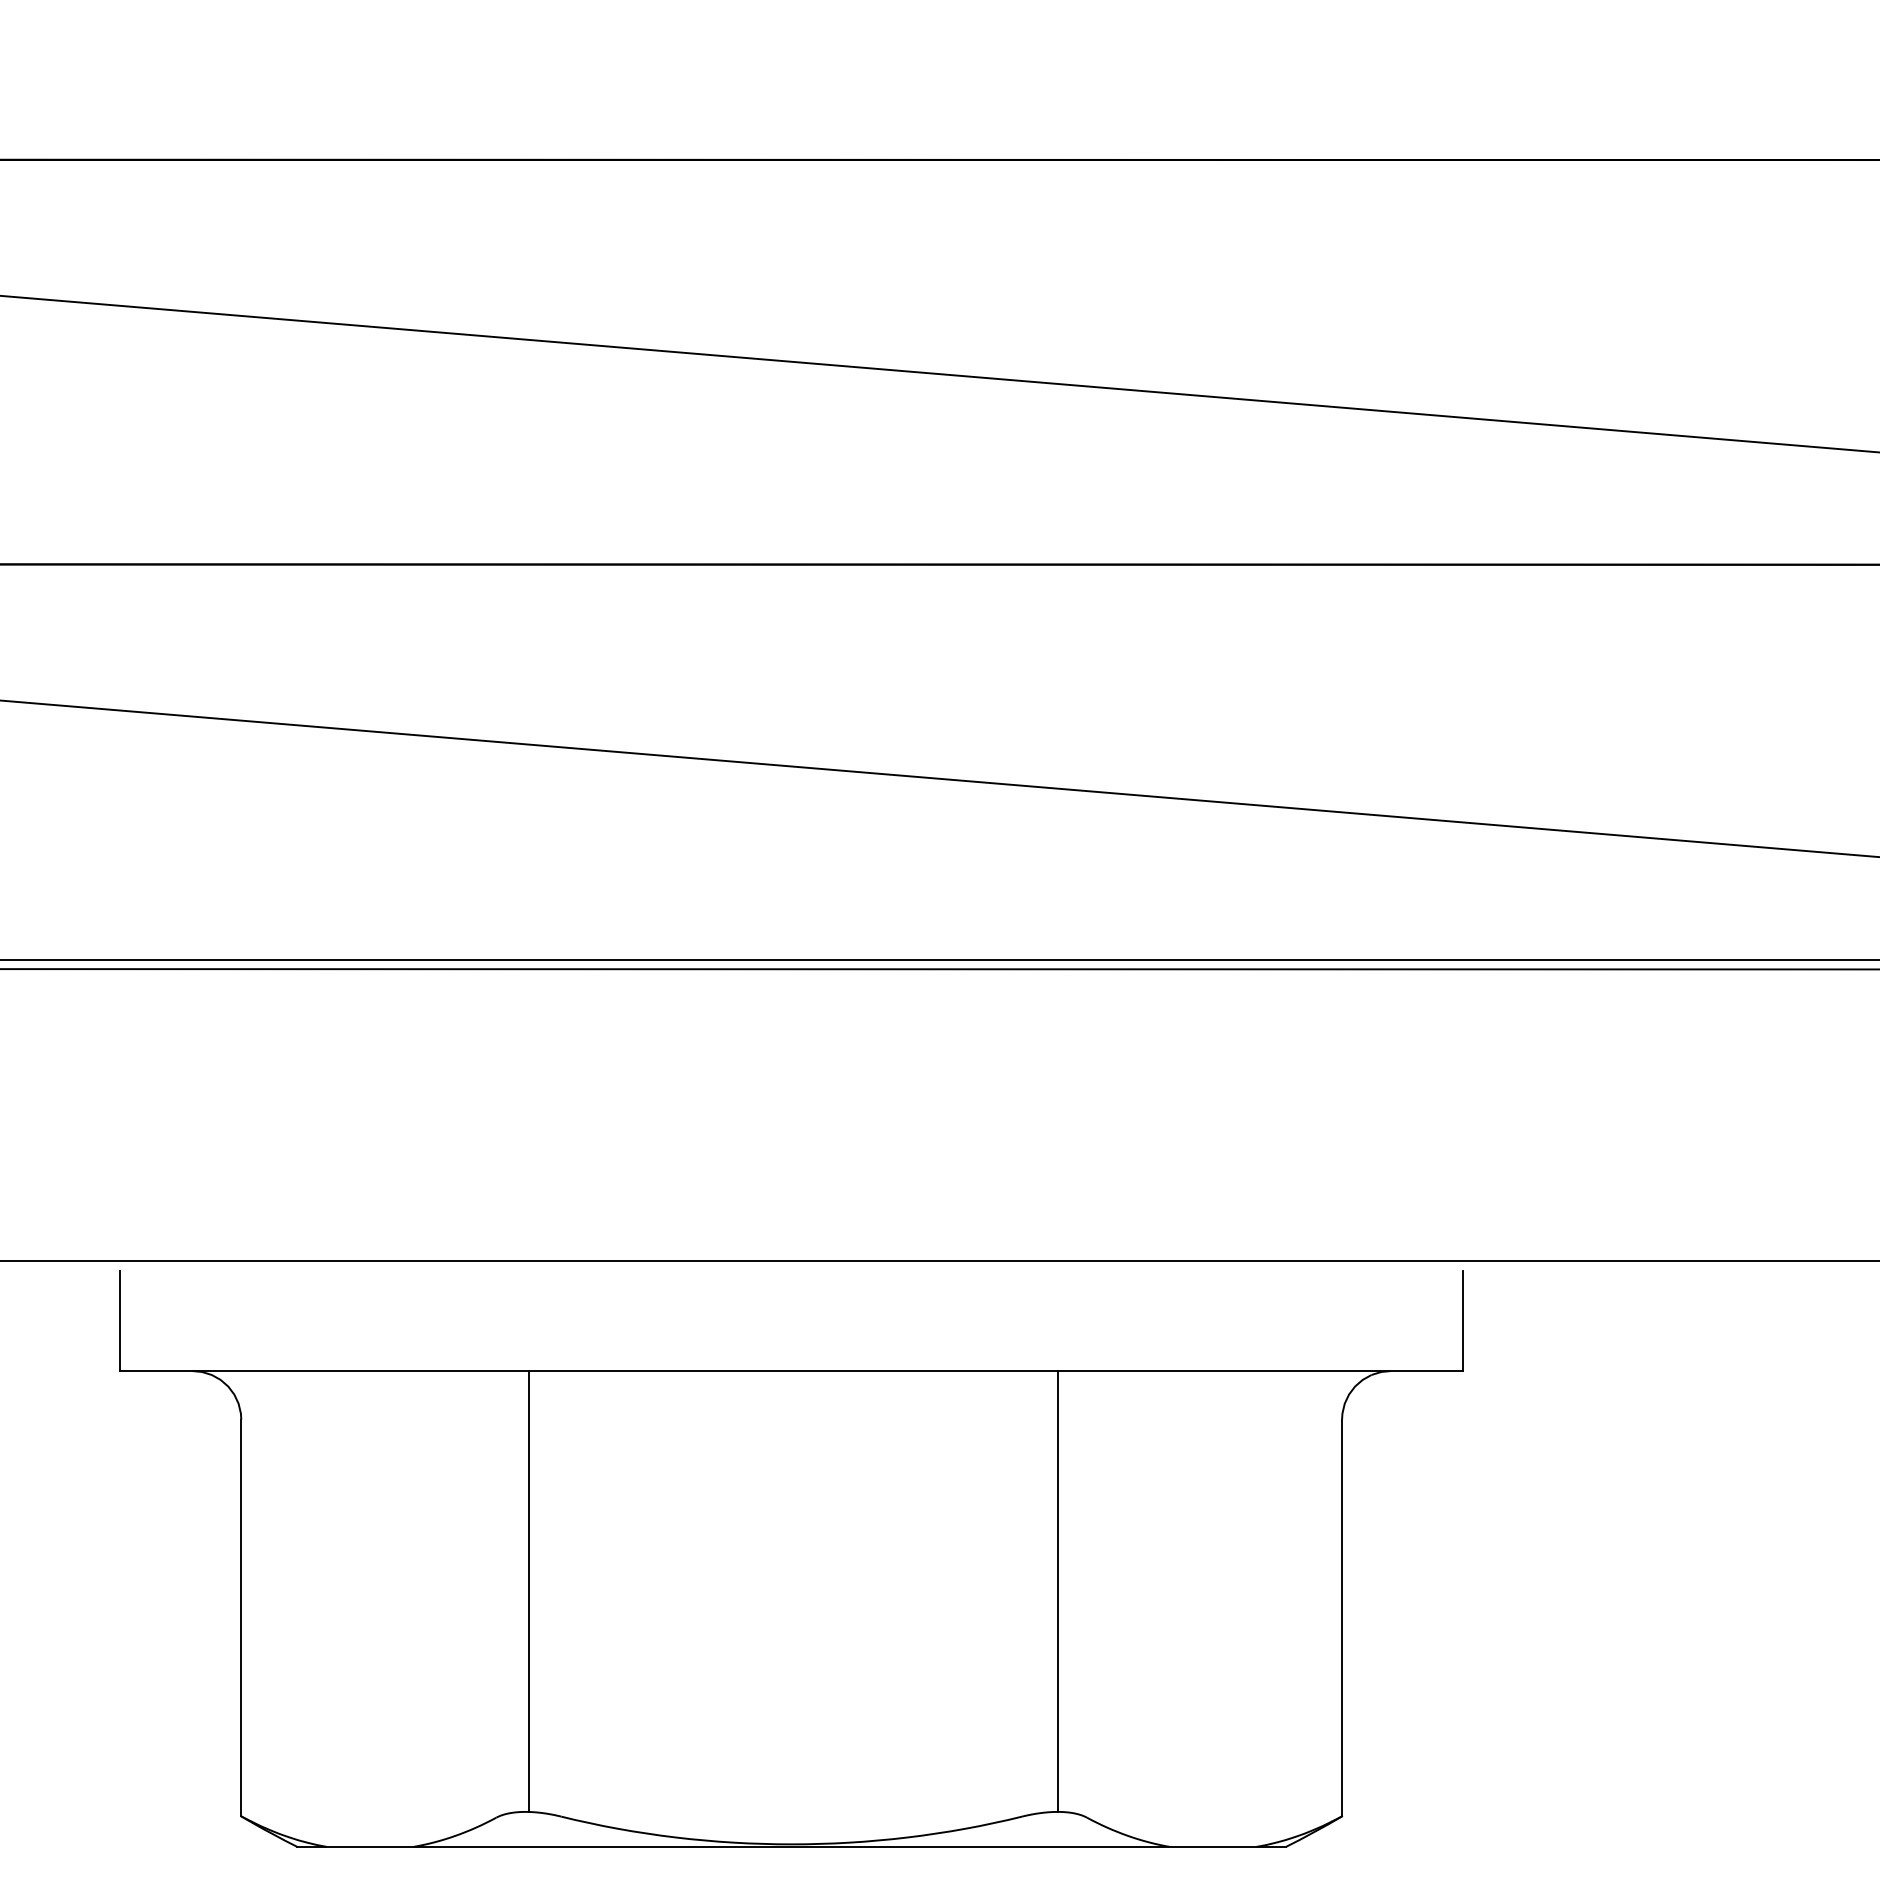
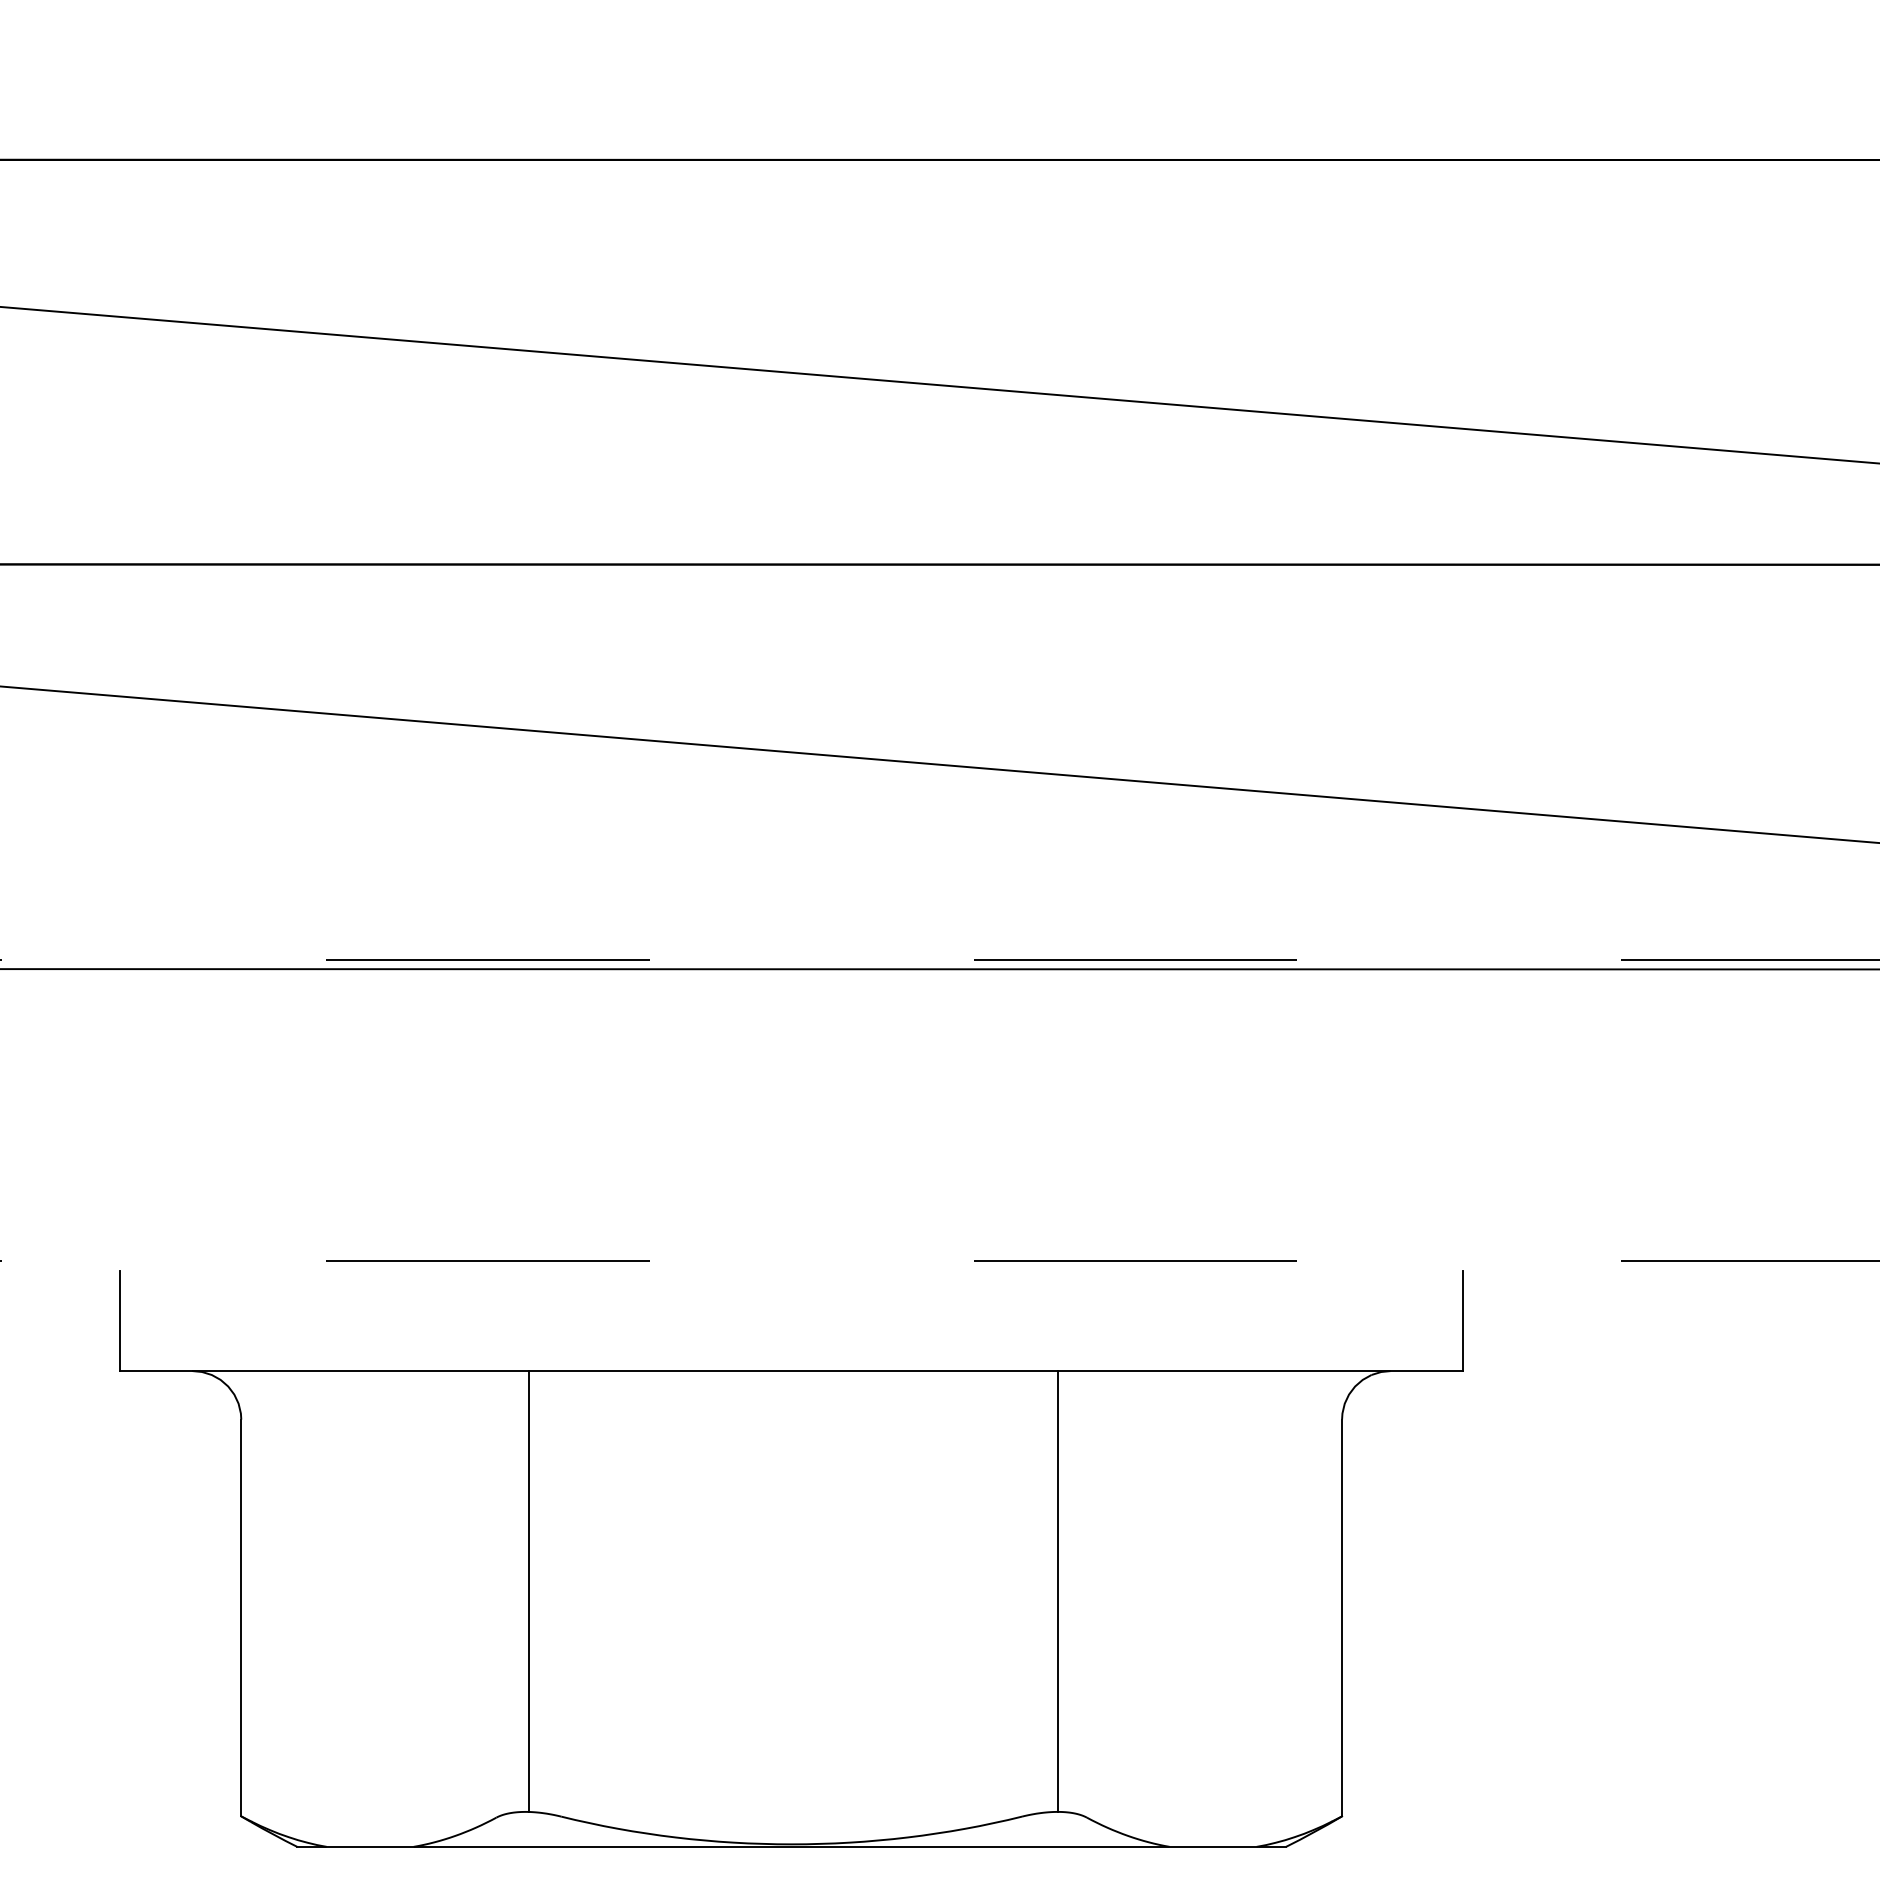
line position: (939, 374) -> (939, 385) (939, 385)
line position: (939, 778) -> (939, 764) (939, 764)
line: solid -> dashed (939, 960)
line: solid -> dashed (939, 1261)
